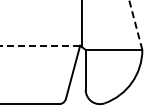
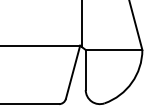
line: dashed -> solid (135, 24)
line: dashed -> solid (40, 45)
